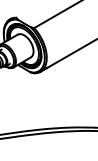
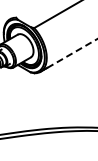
line: solid -> dashed (72, 53)
